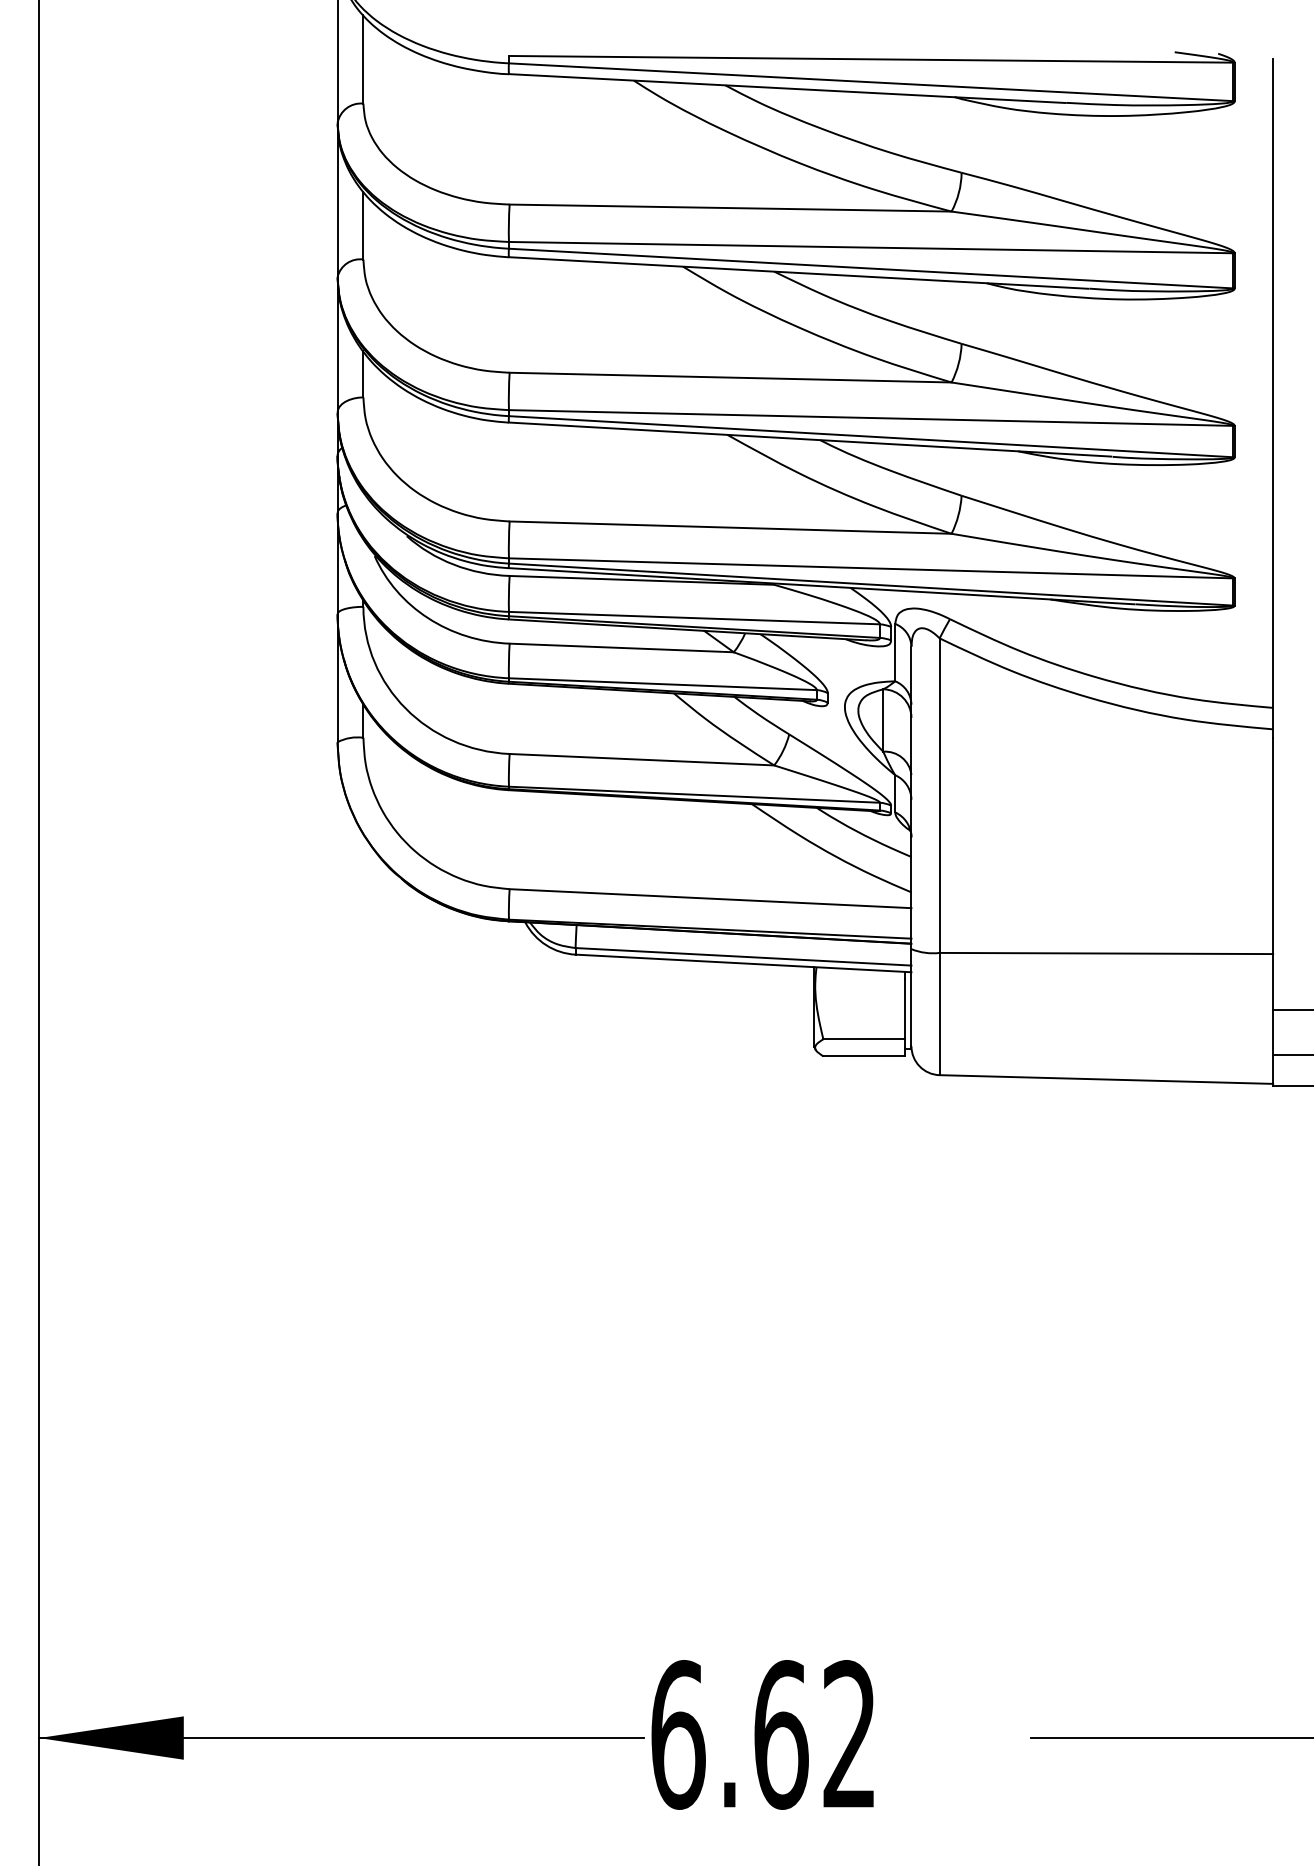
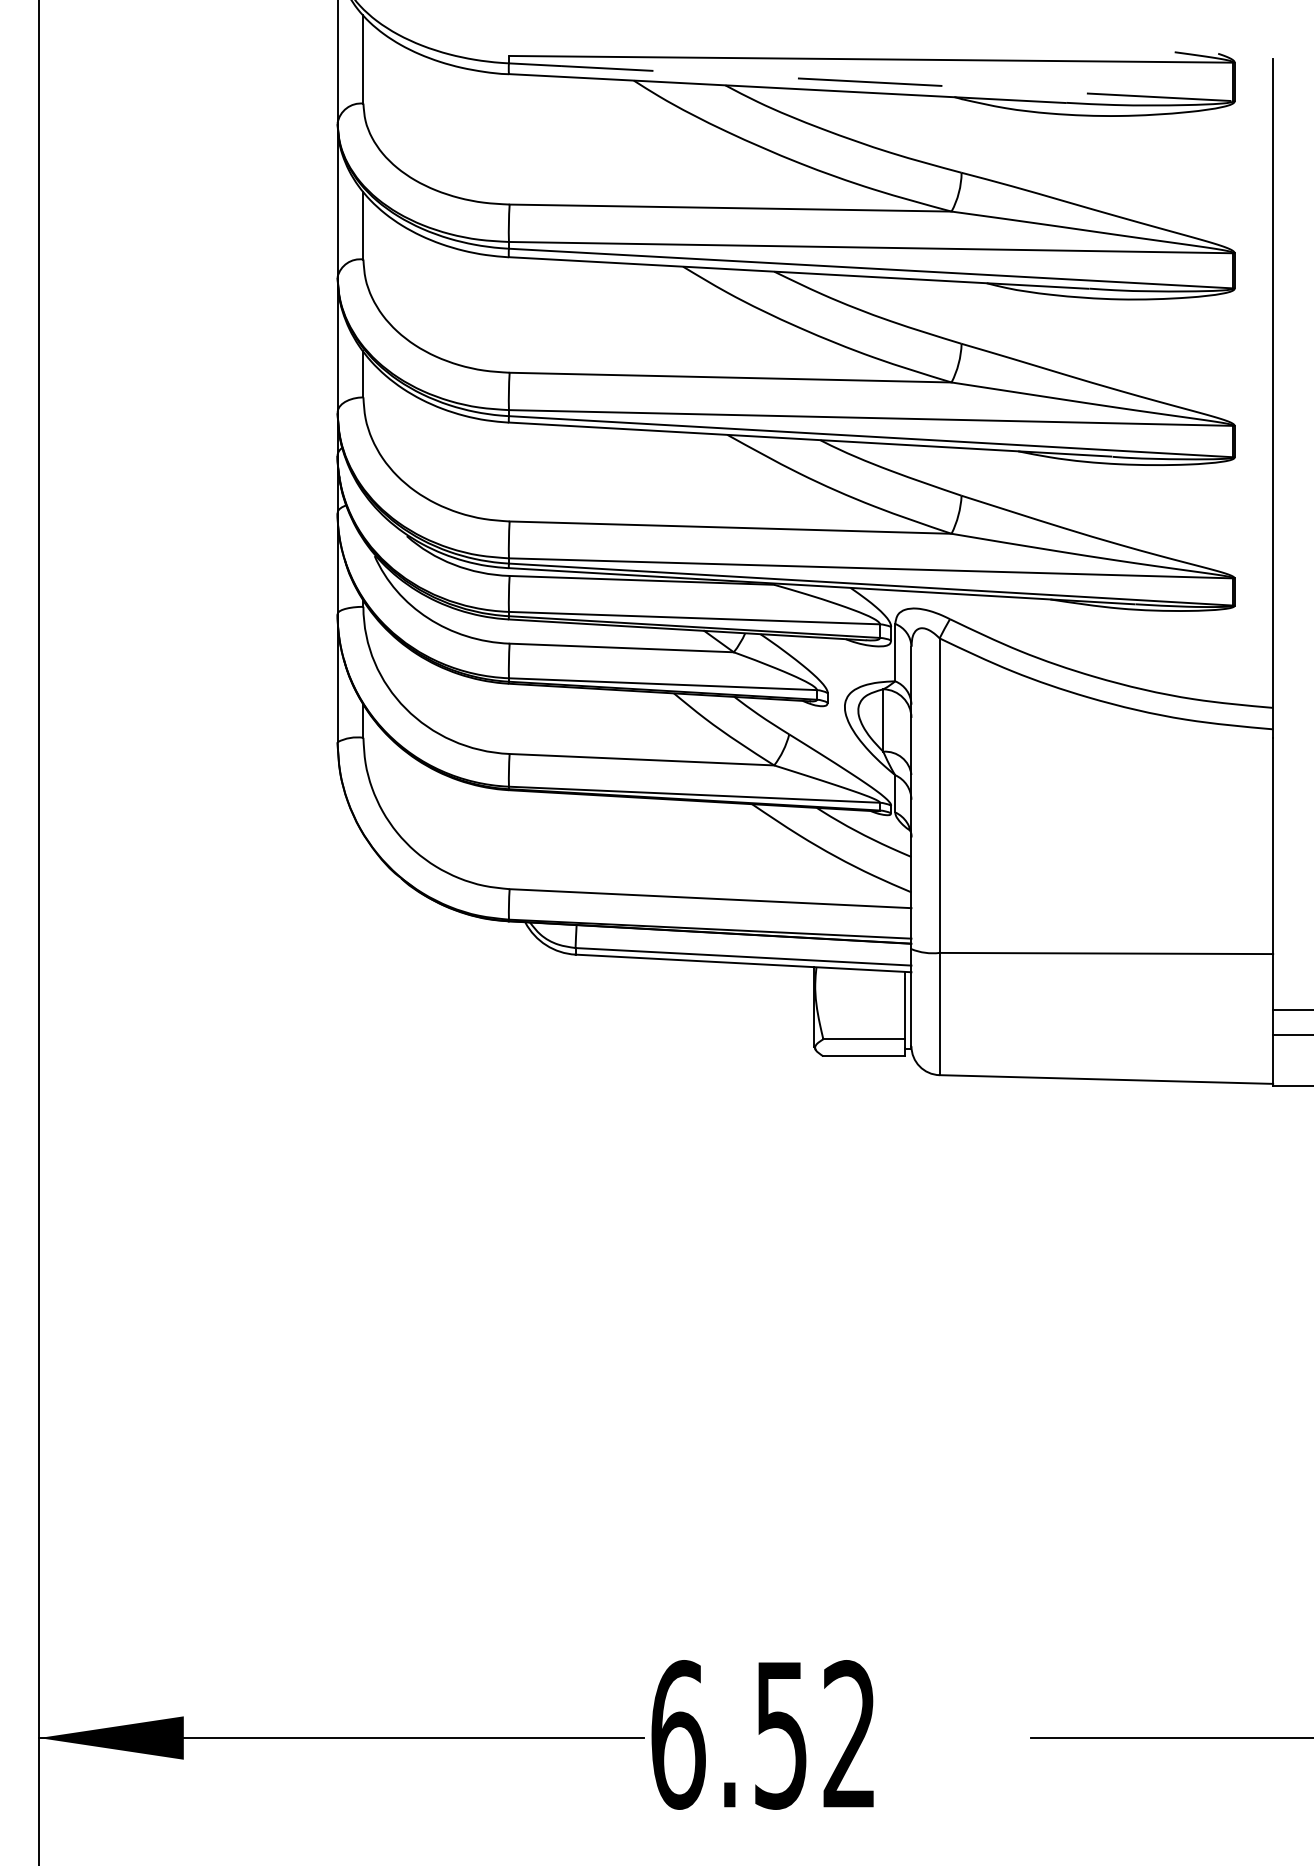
line: solid -> dashed (869, 82)
line position: (1291, 1055) -> (1291, 1035) (1291, 1035)
text: 6.62 -> 6.52 (781, 1734)
